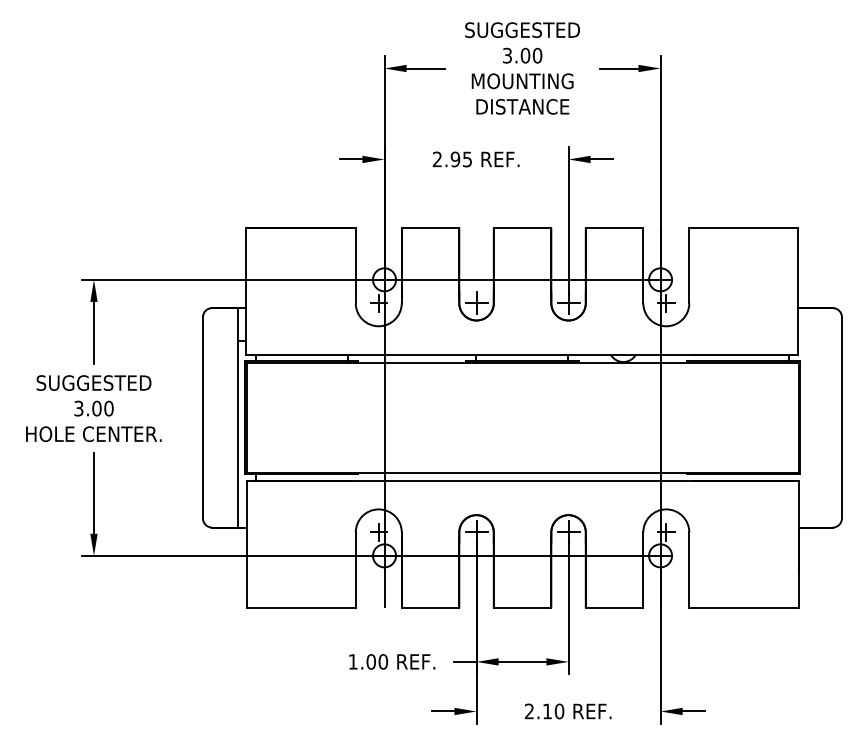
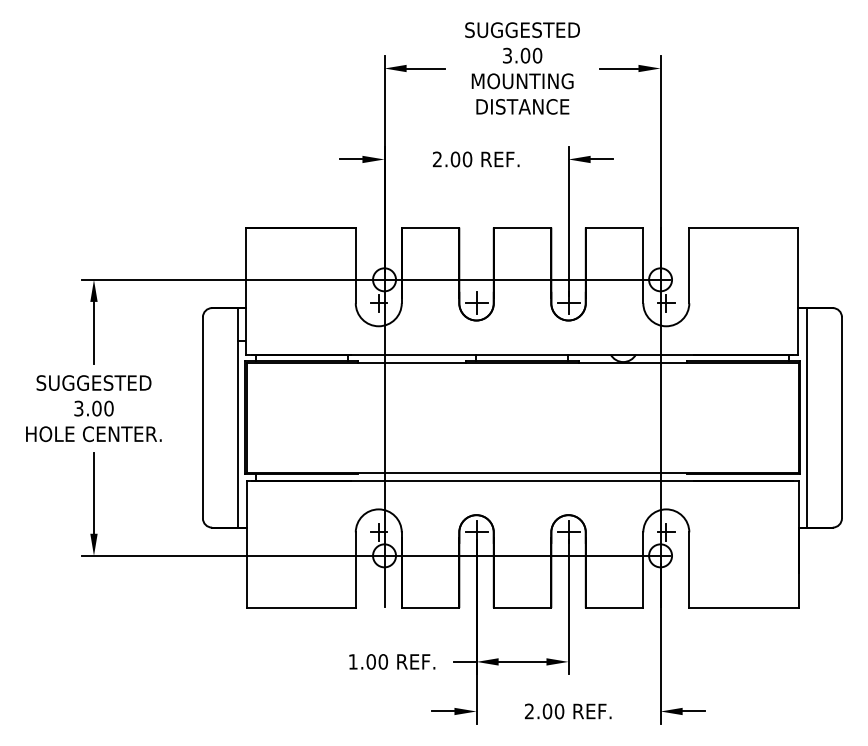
text: 2.95 -> 2.00 (461, 159)
line: none -> present (806, 417)
text: 2.10 -> 2.00 (547, 711)
